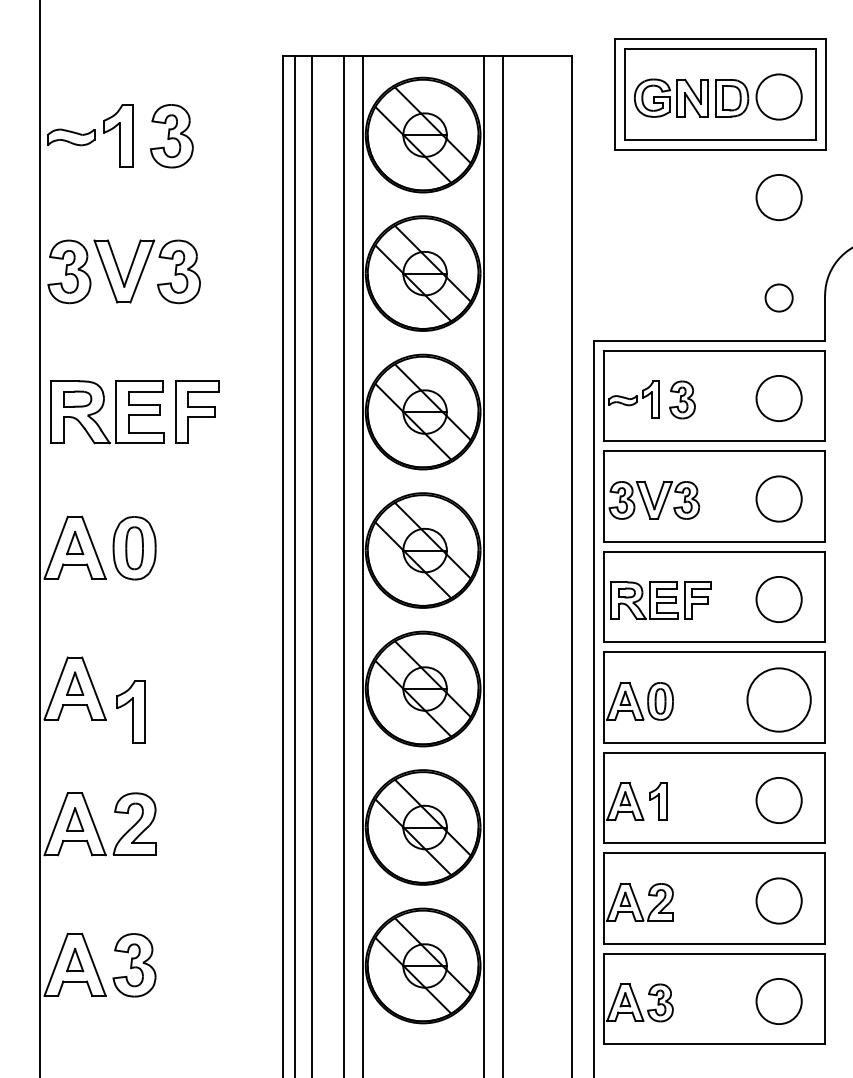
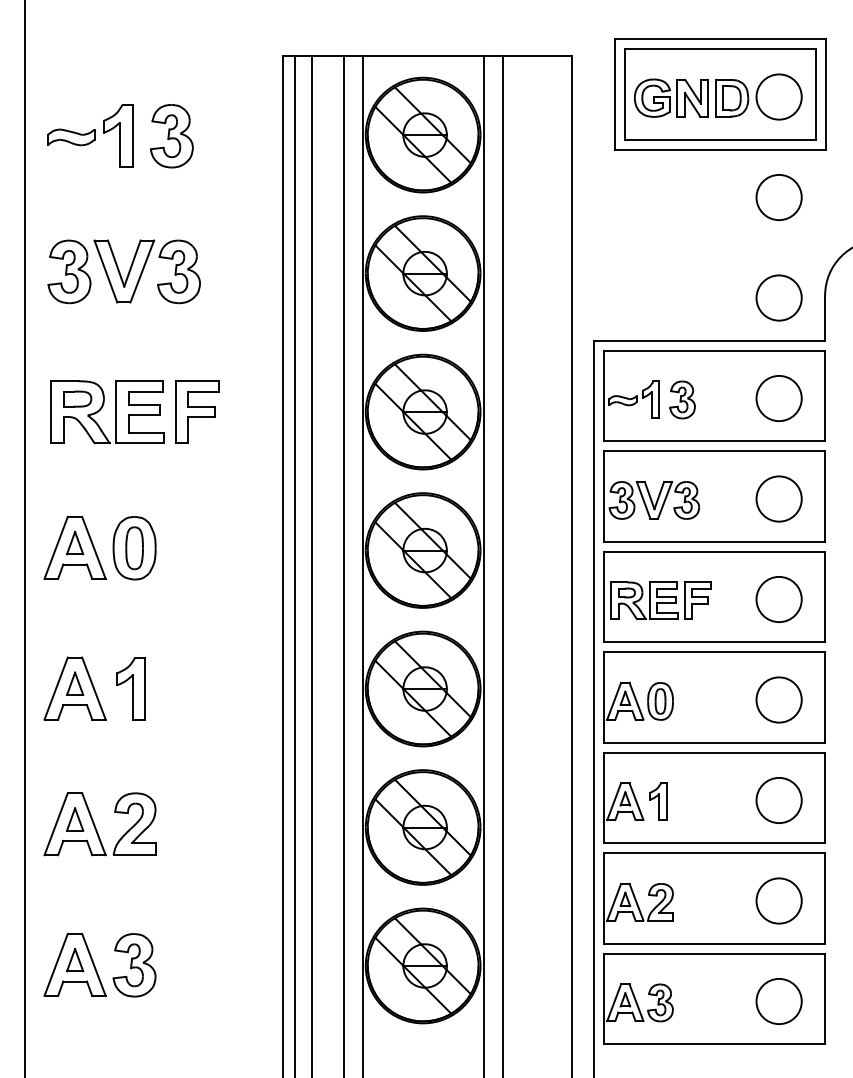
circle diameter: 27 px -> 45 px (778, 297)
line position: (40, 538) -> (25, 538) (25, 538)
circle diameter: 63 px -> 45 px (778, 699)
part position: (130, 711) -> (130, 688) (130, 688)
